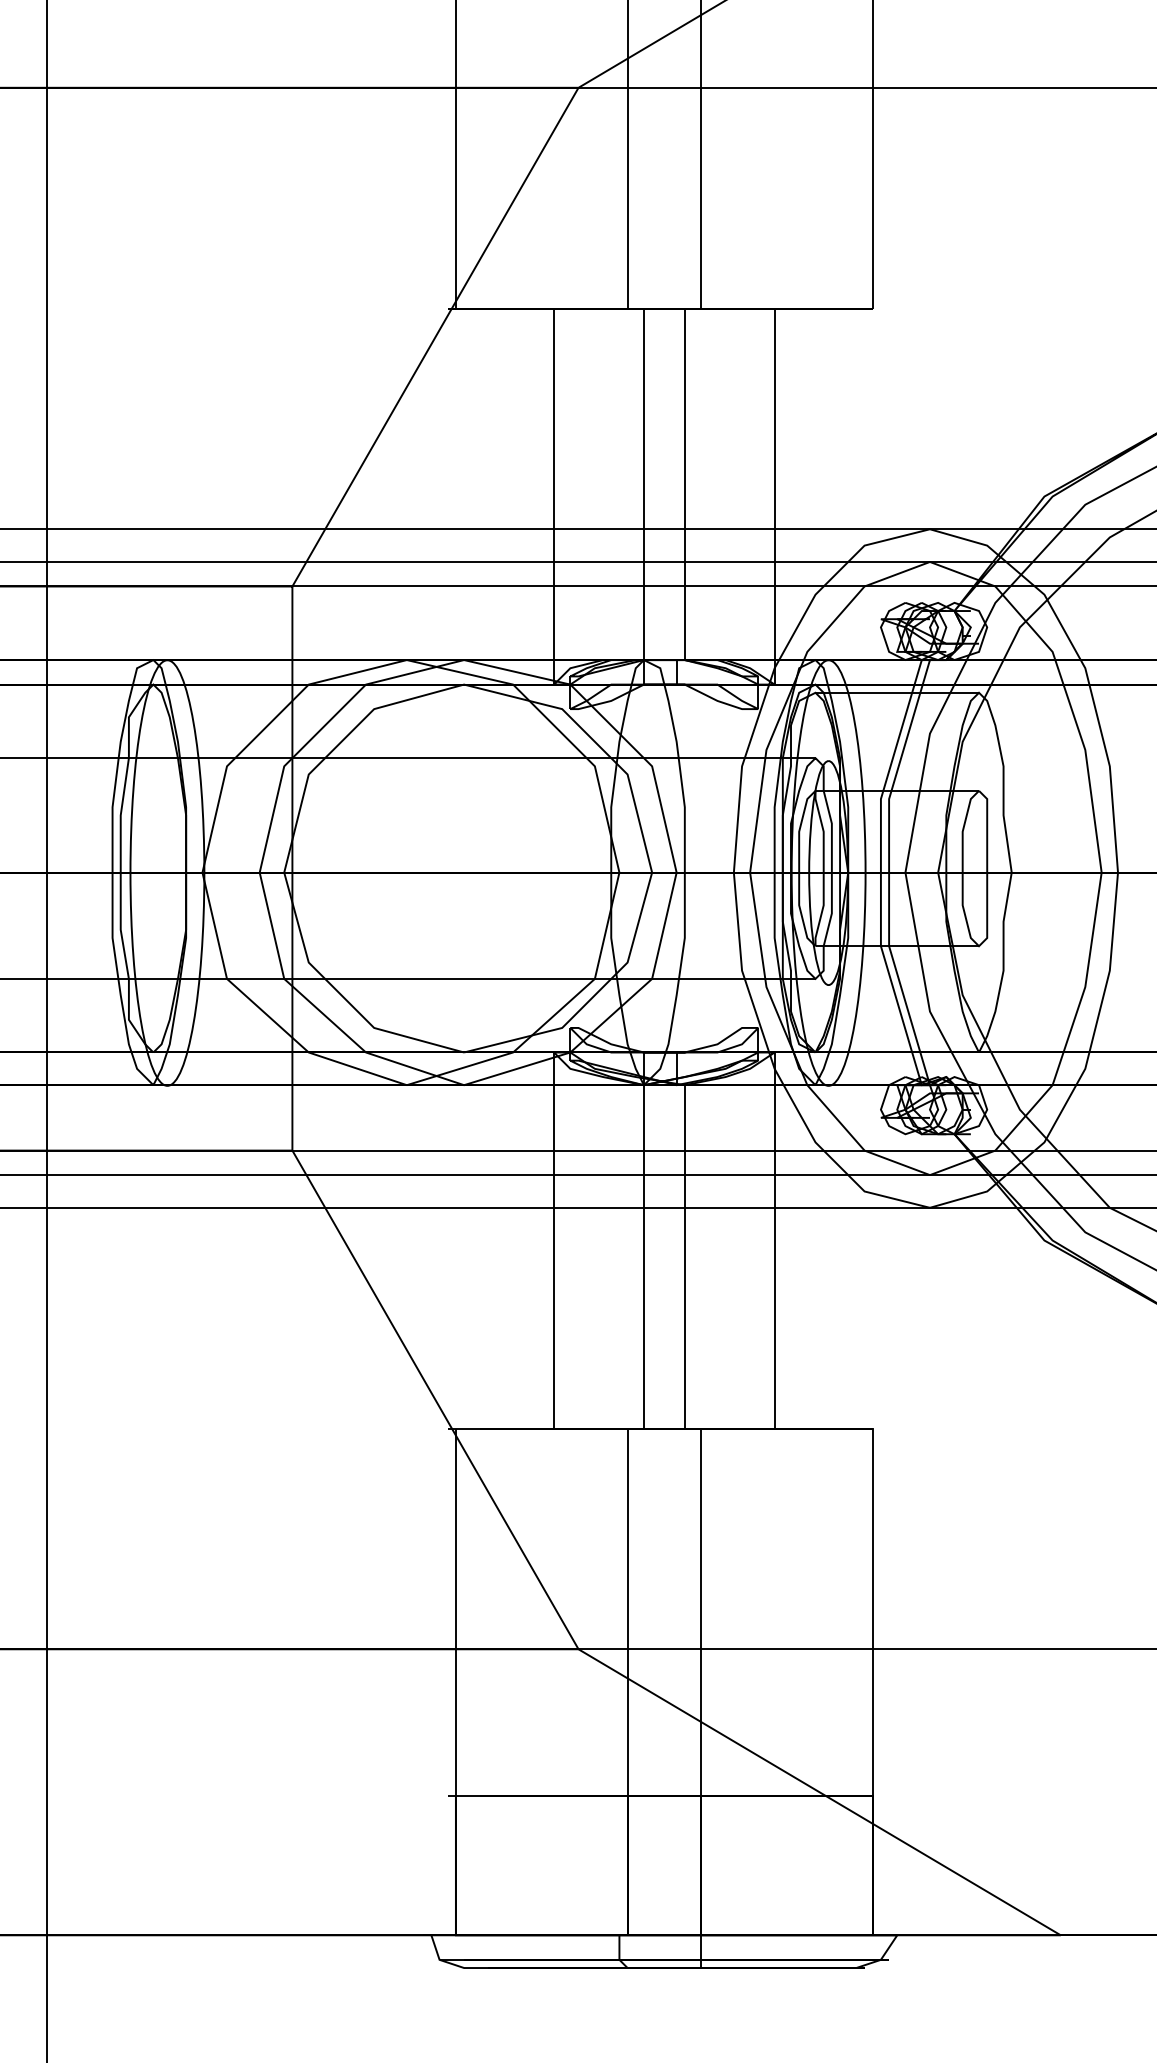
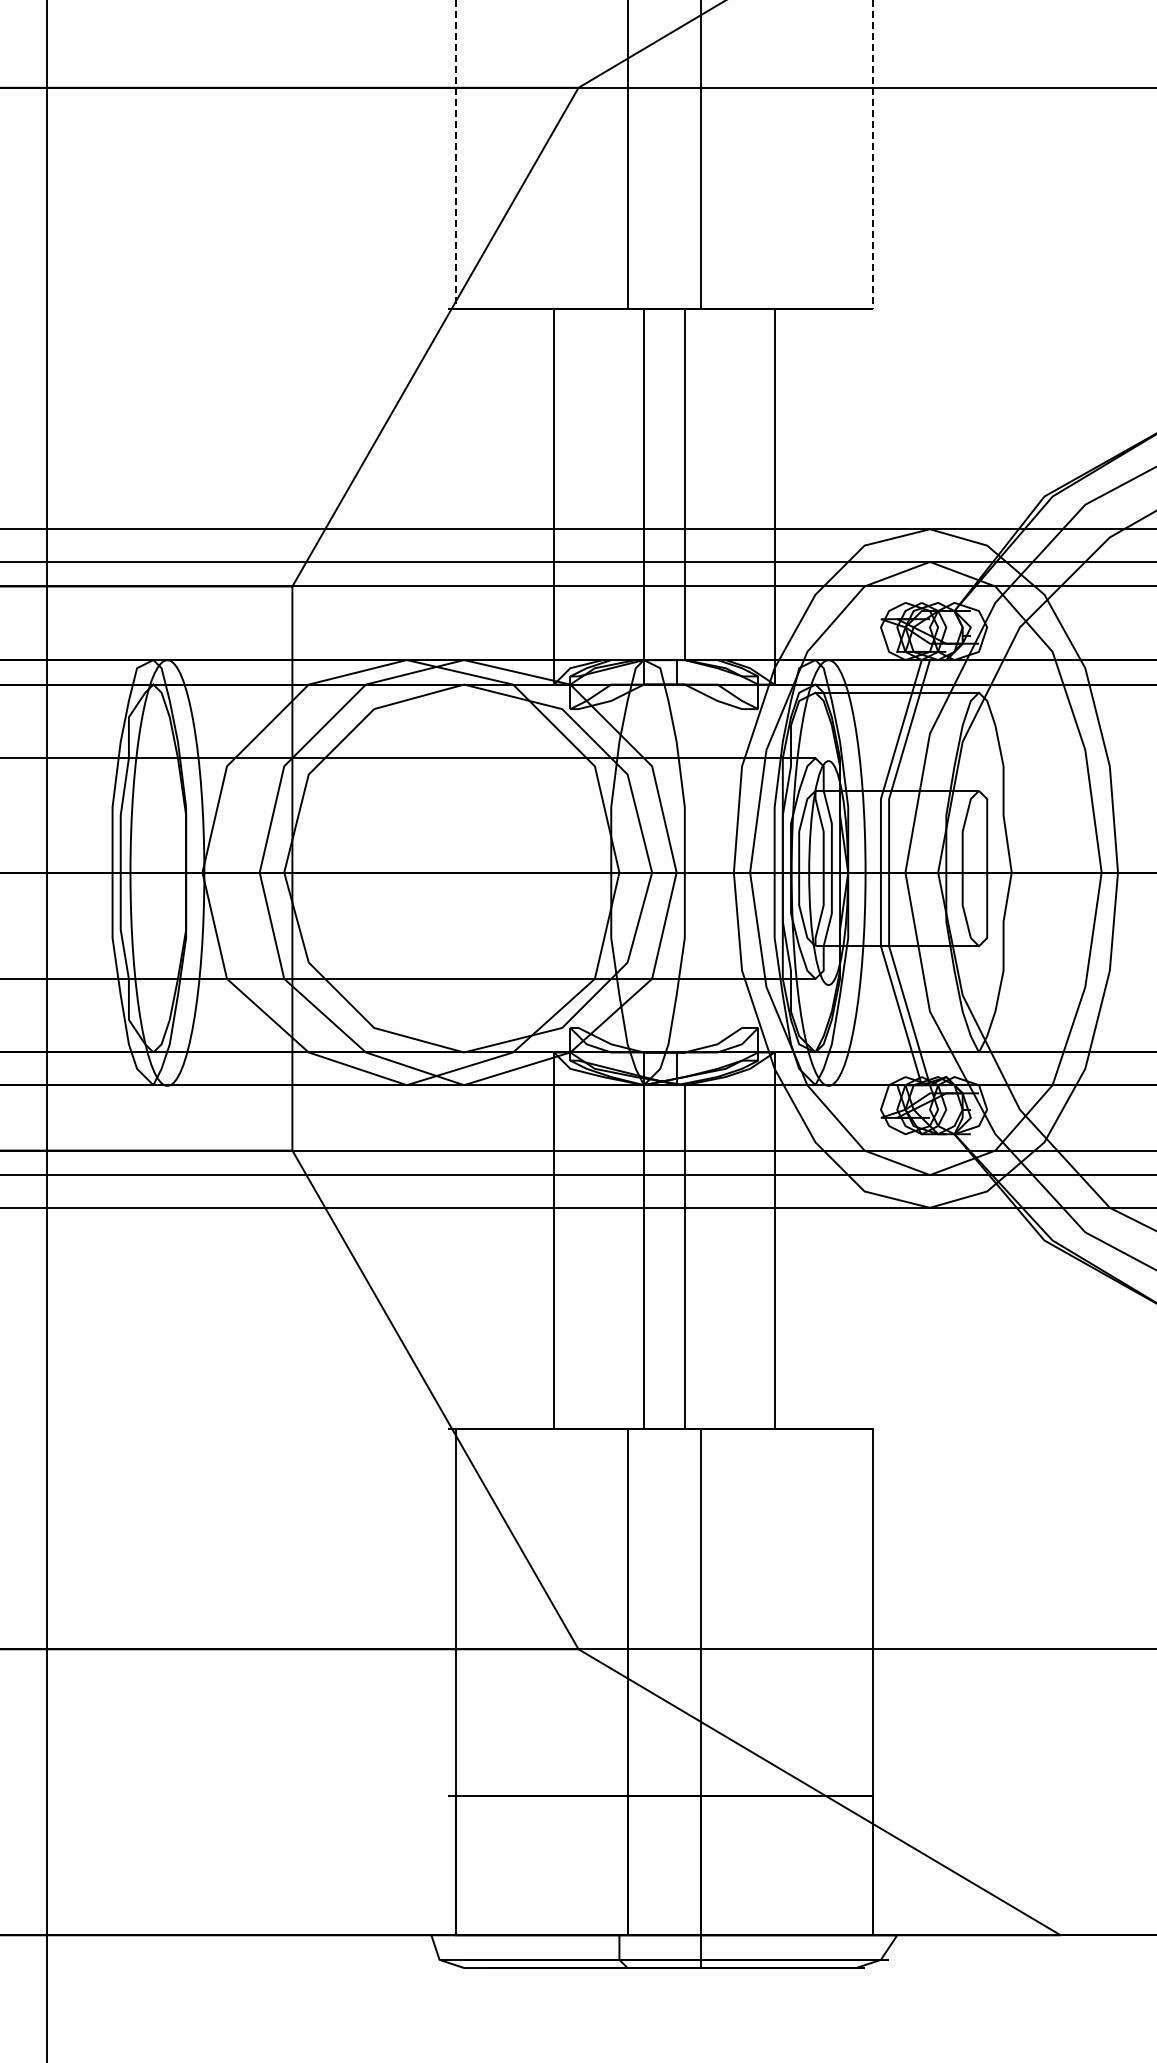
line: solid -> dashed (455, 154)
line: solid -> dashed (872, 154)
